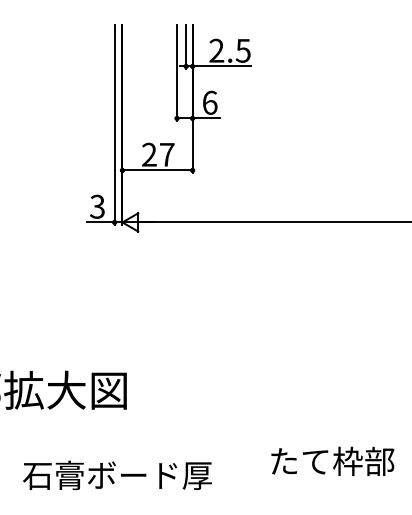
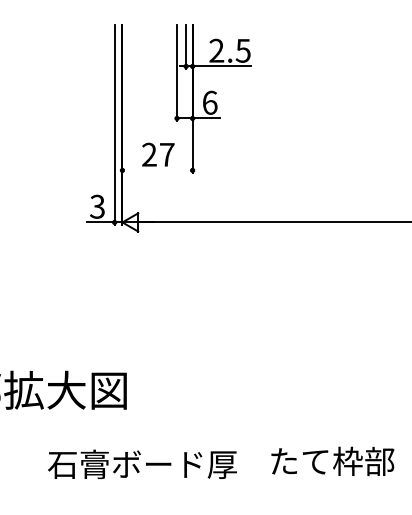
line: present -> none (157, 170)
text position: (117, 475) -> (142, 464) (142, 464)
